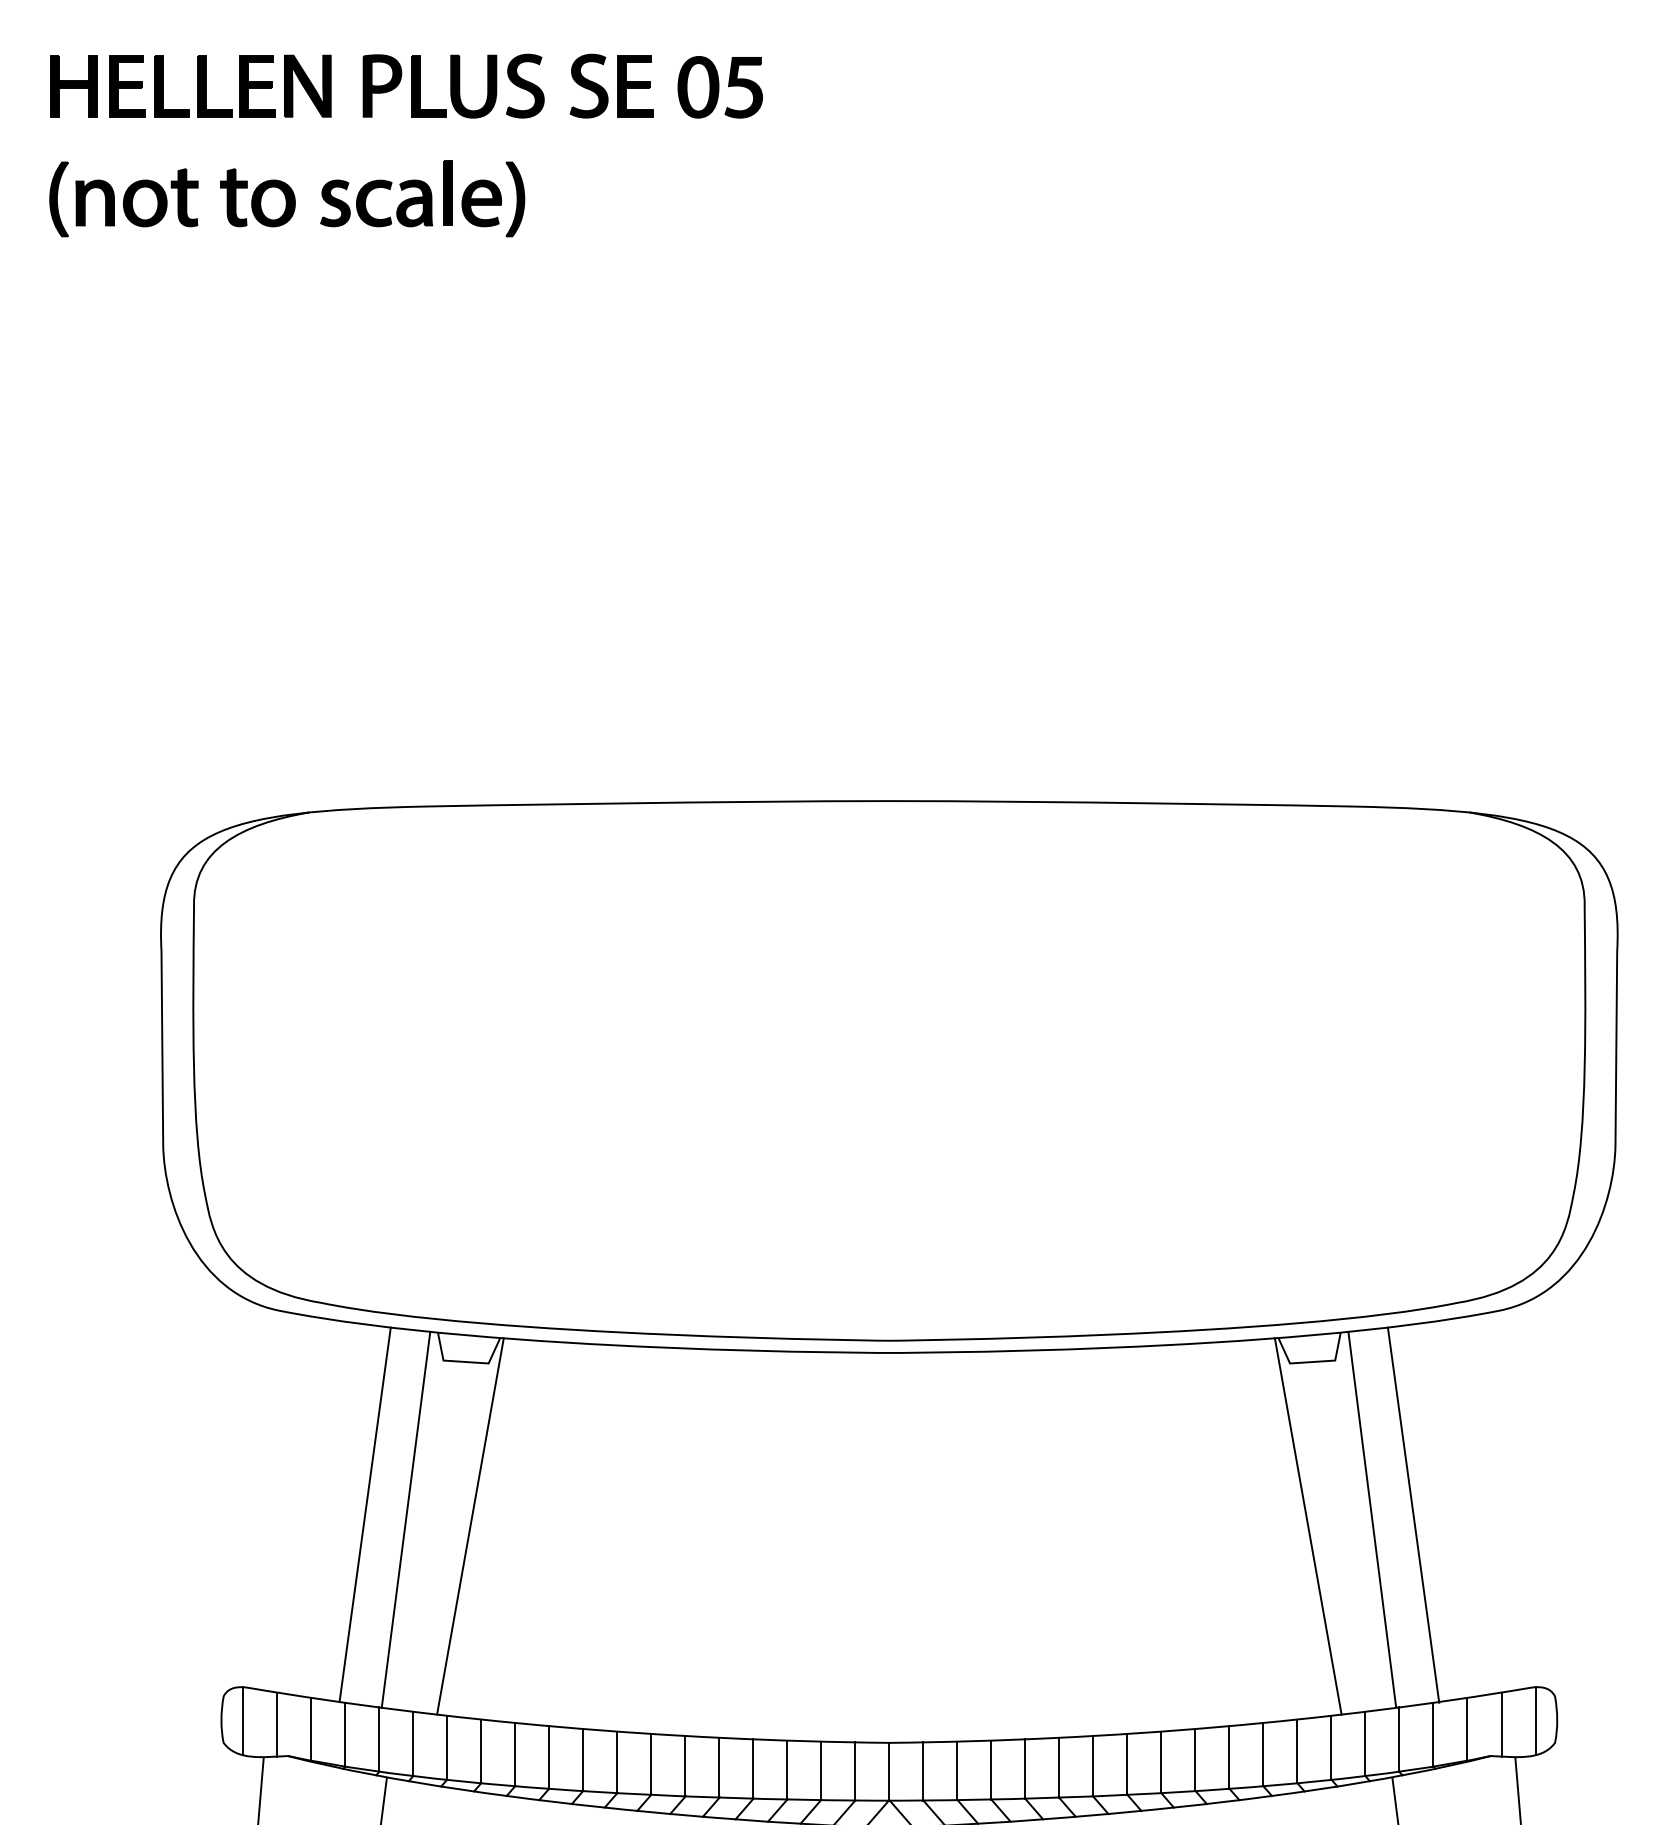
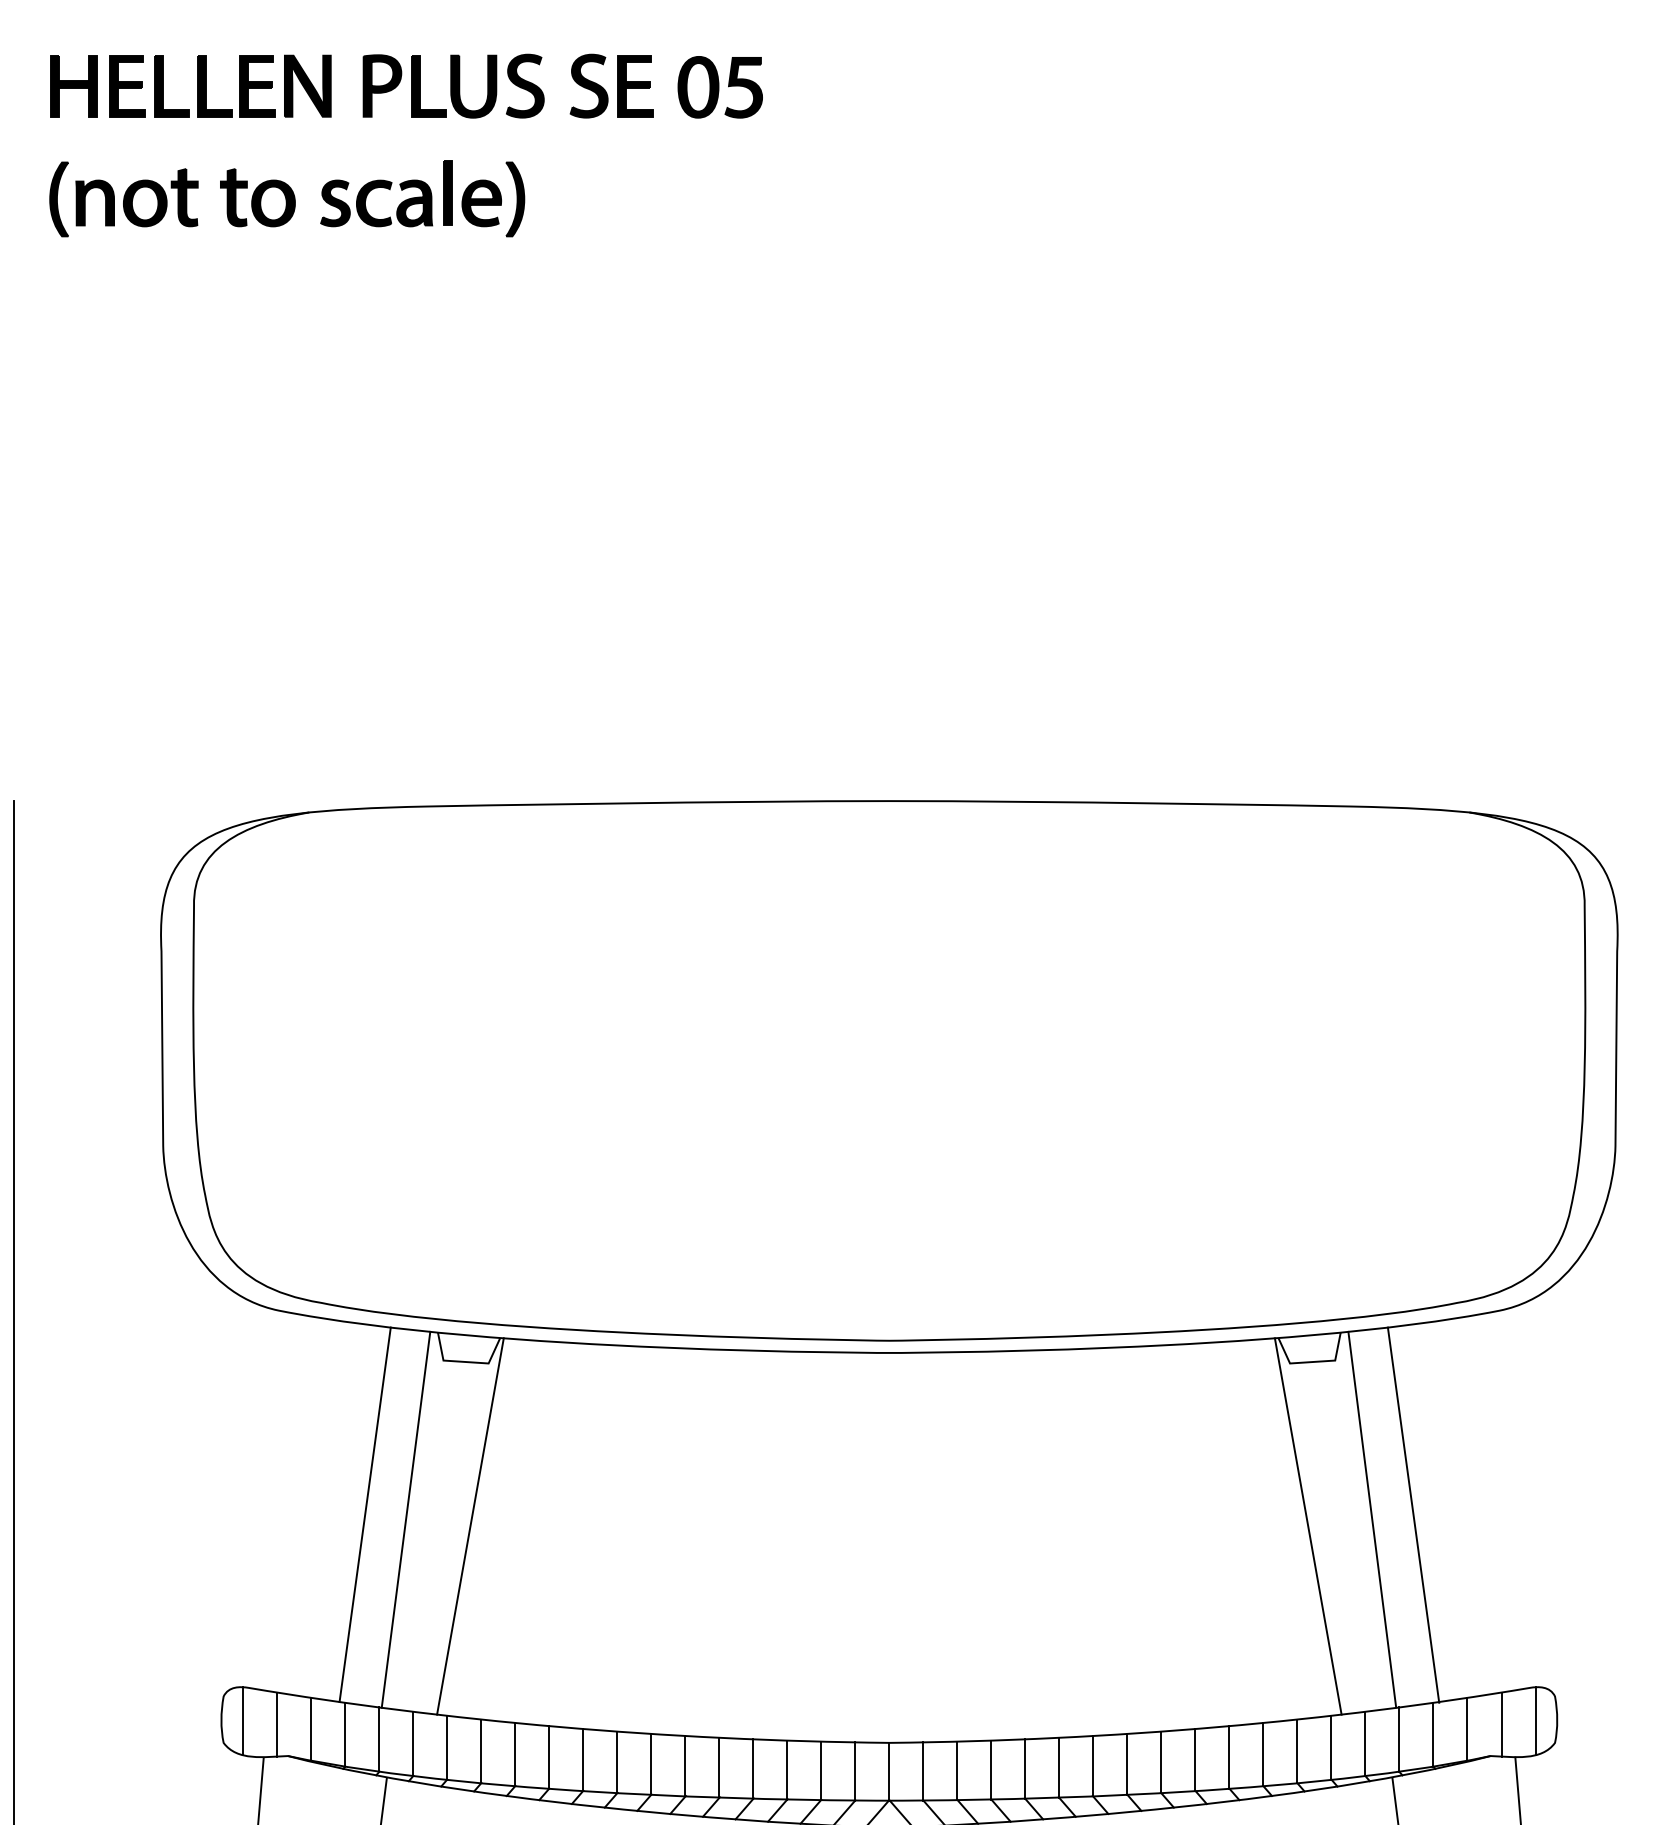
line: none -> present (14, 1311)
